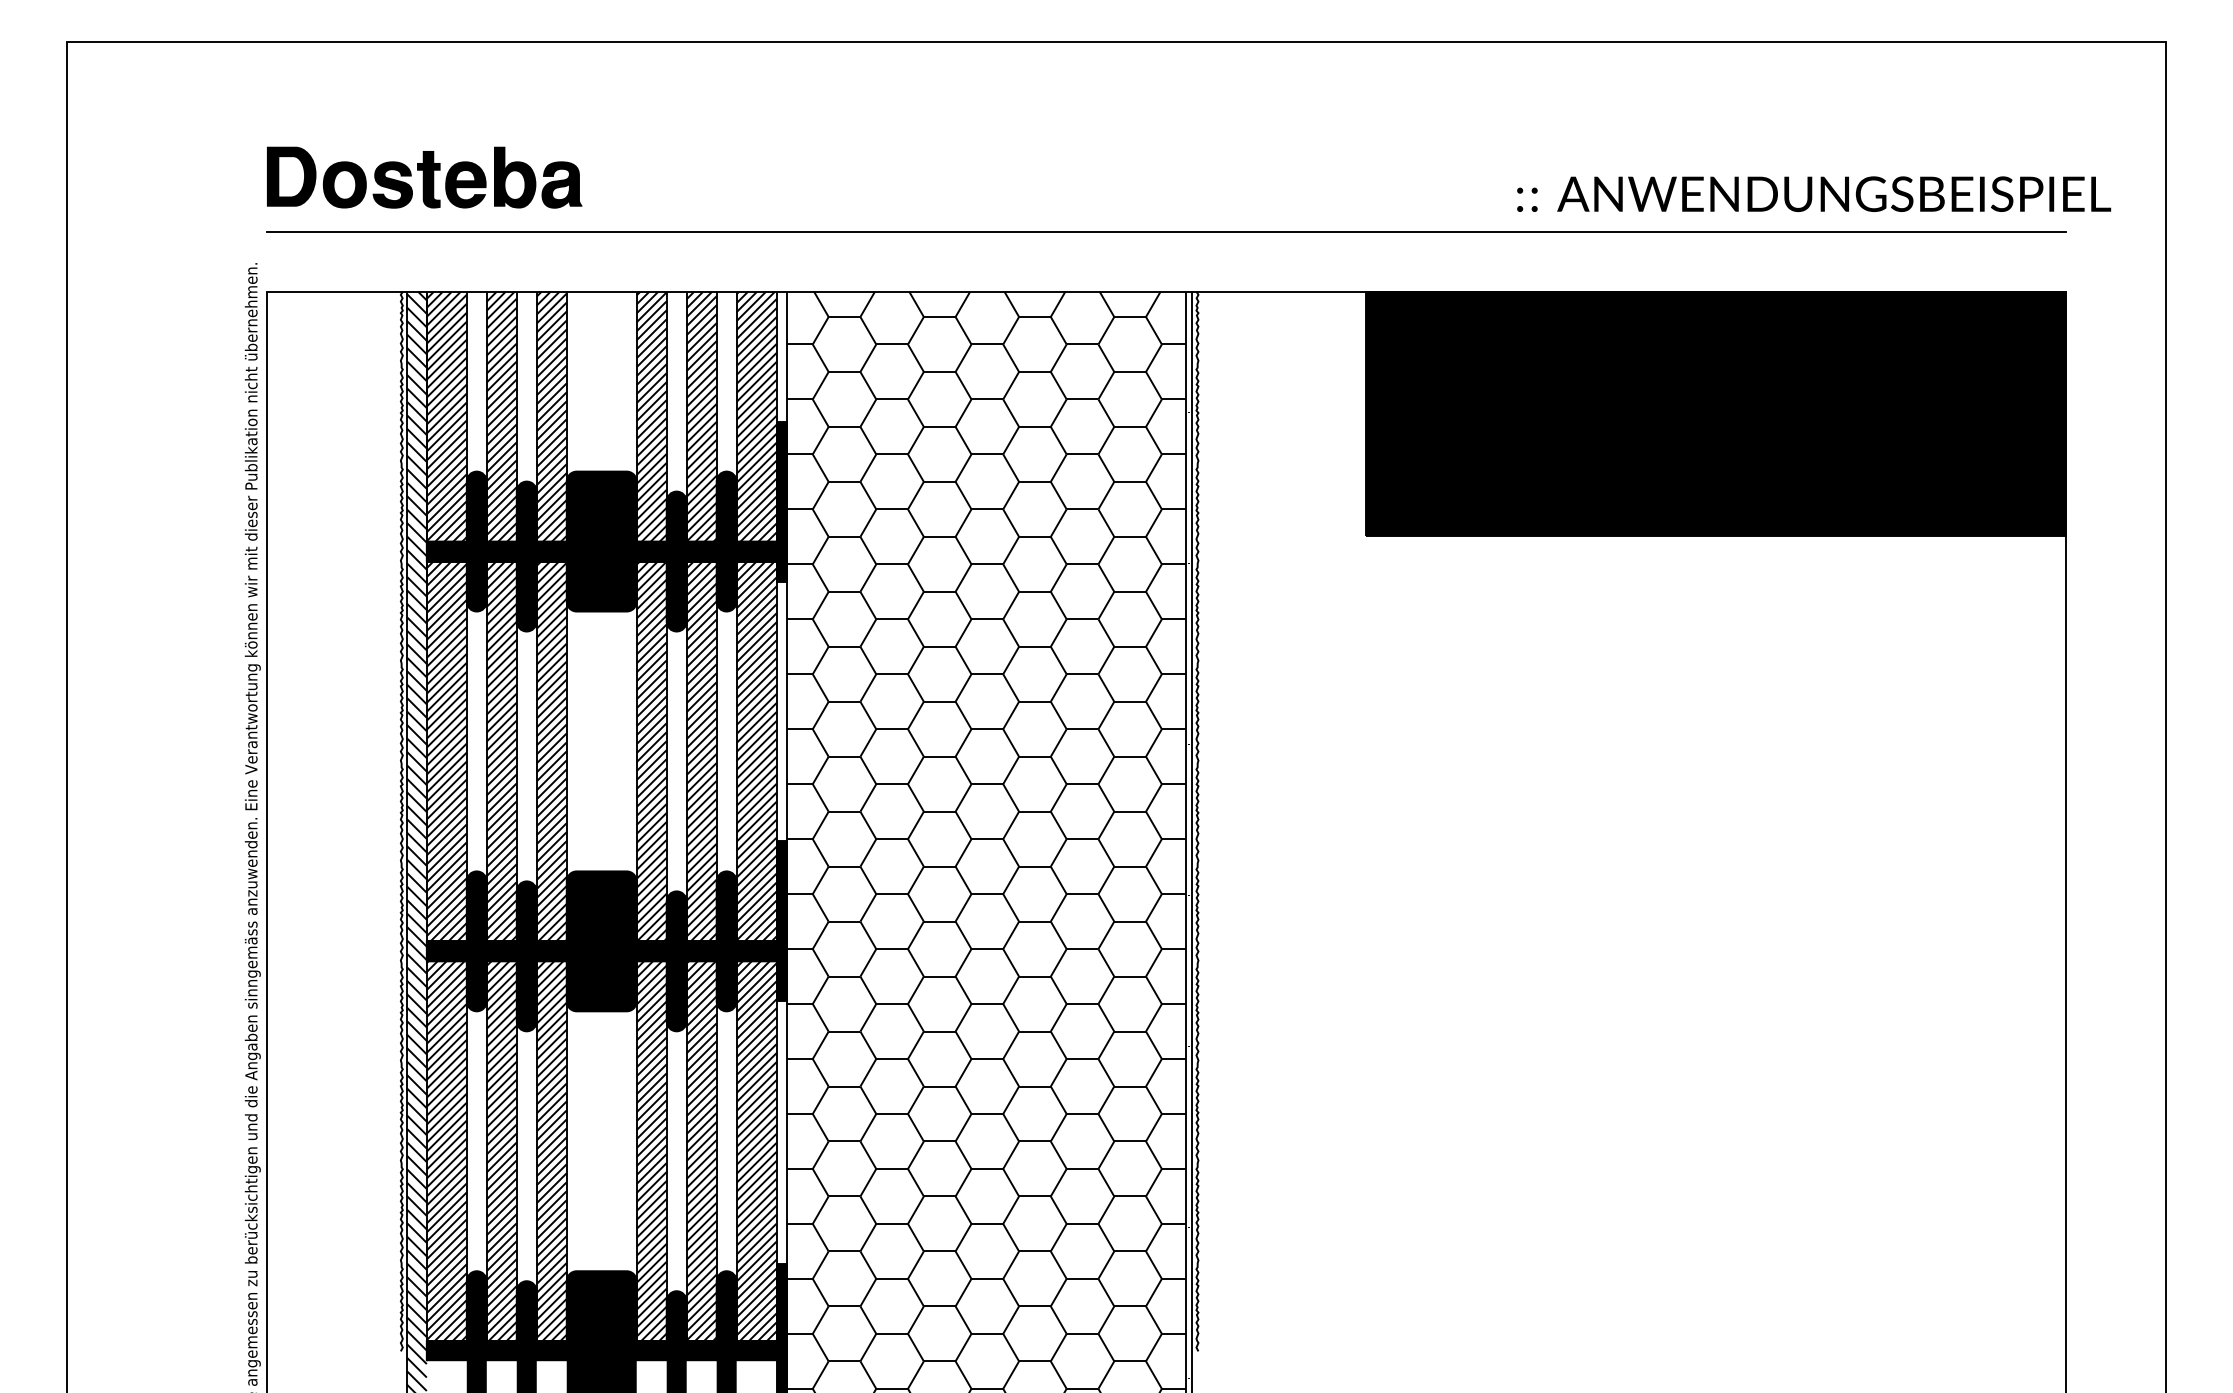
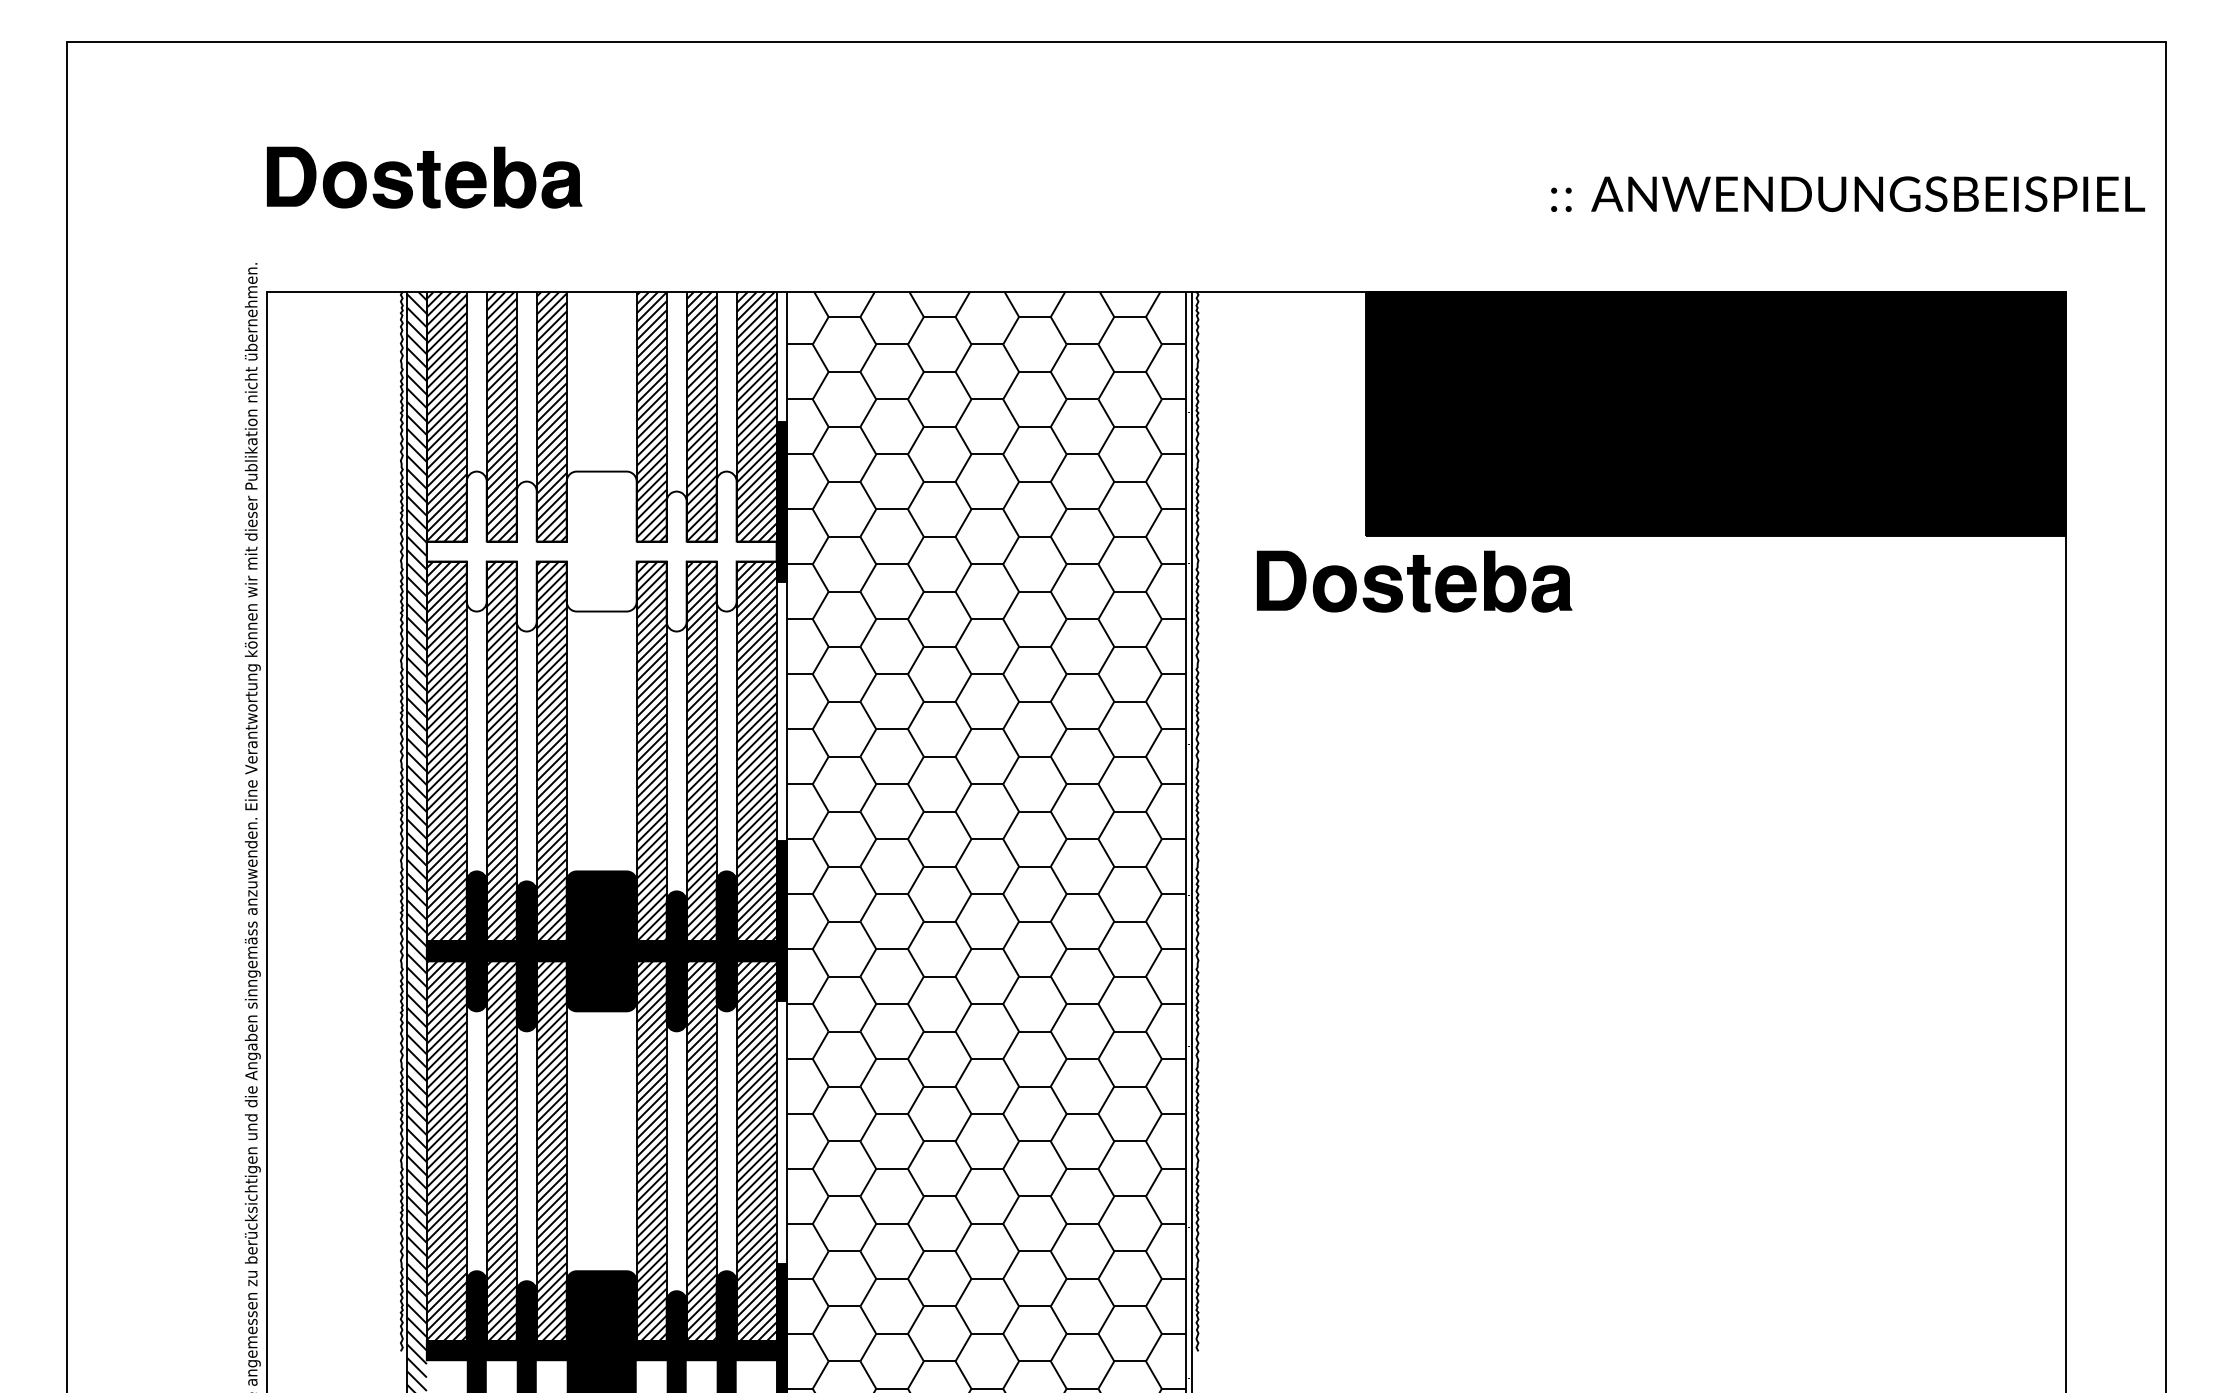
text position: (1814, 193) -> (1848, 193) (1848, 193)
line: present -> none (1166, 231)
fill: present -> none (601, 551)
part: none -> present (1414, 581)
